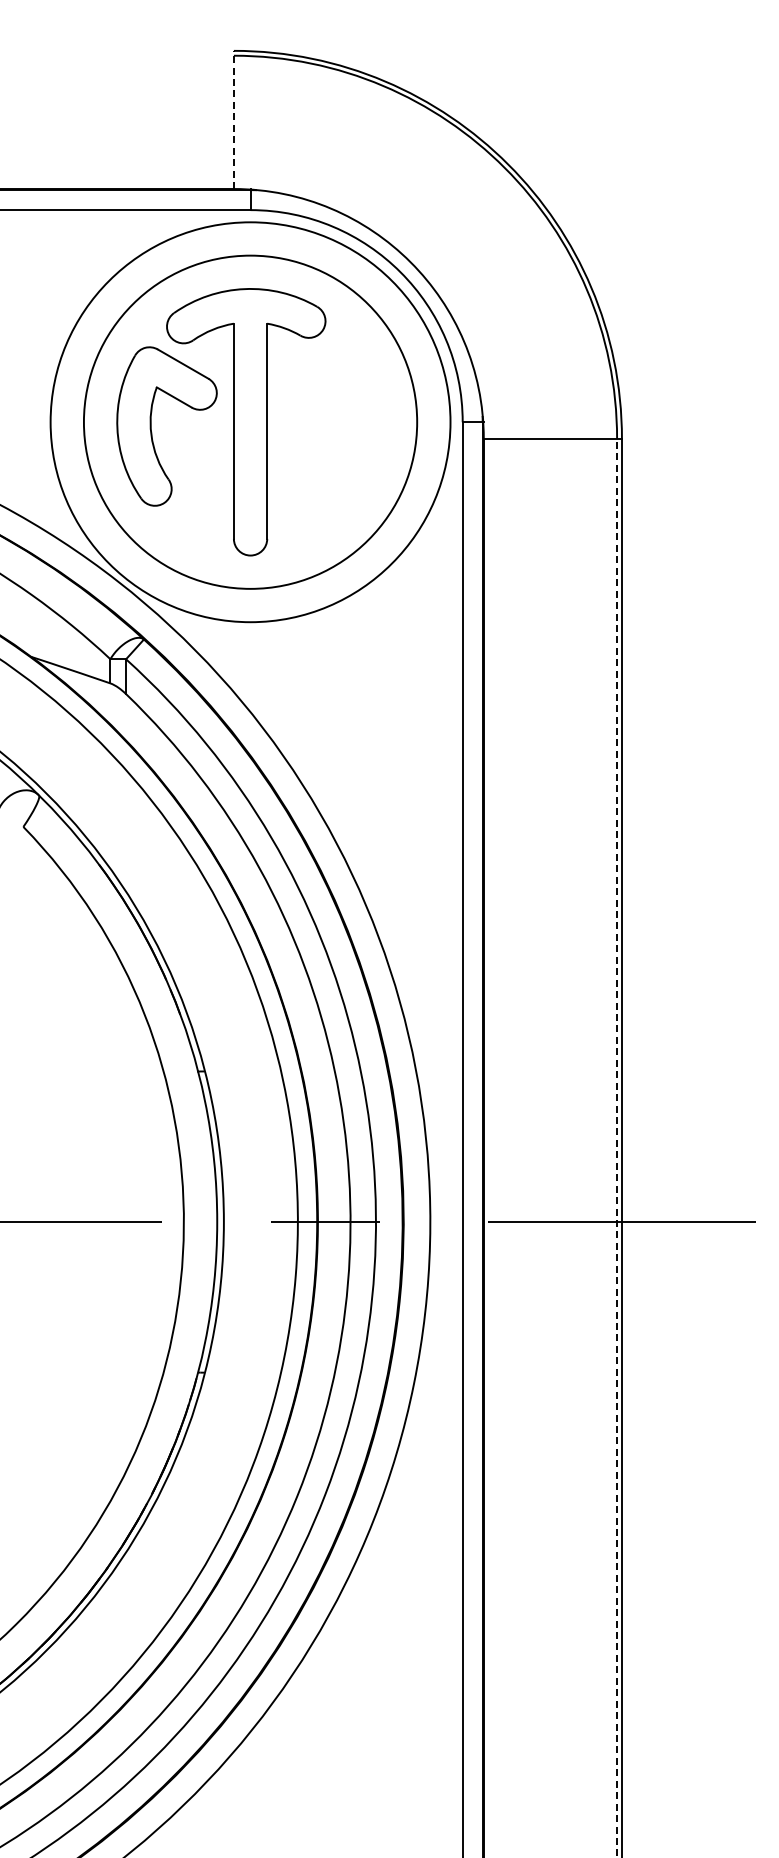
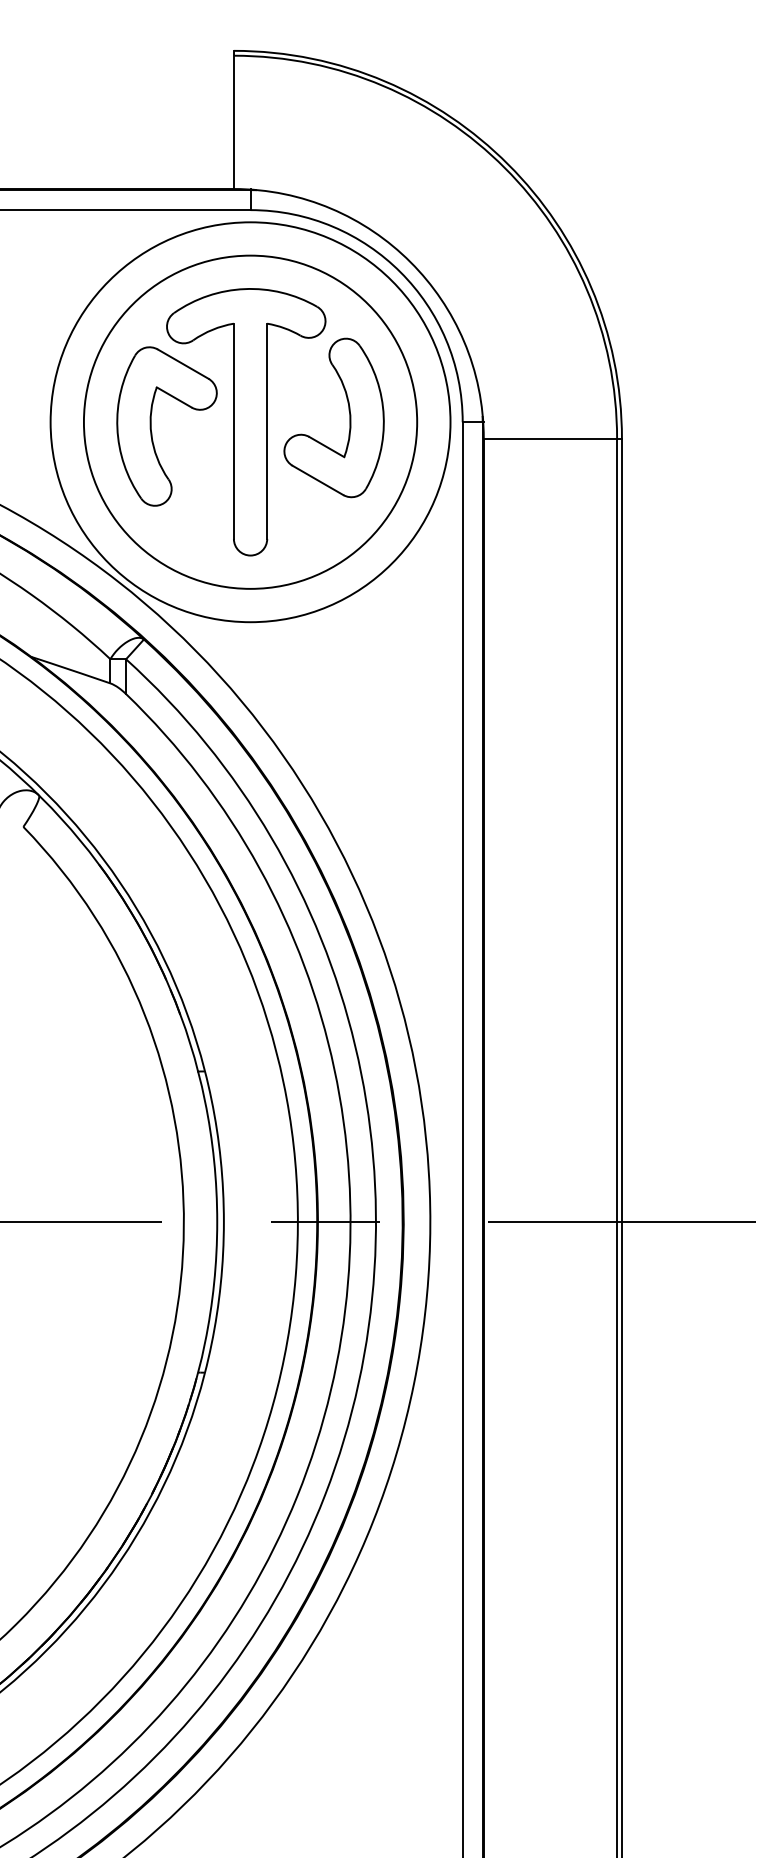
line: dashed -> solid (233, 119)
part: none -> present (349, 417)
line: dashed -> solid (617, 1147)
